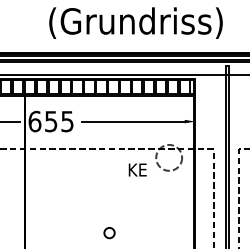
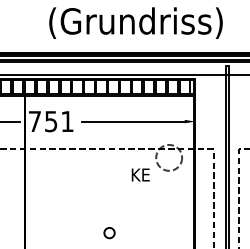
text: 655 -> 751 (50, 121)
text position: (137, 169) -> (140, 174) (140, 174)
